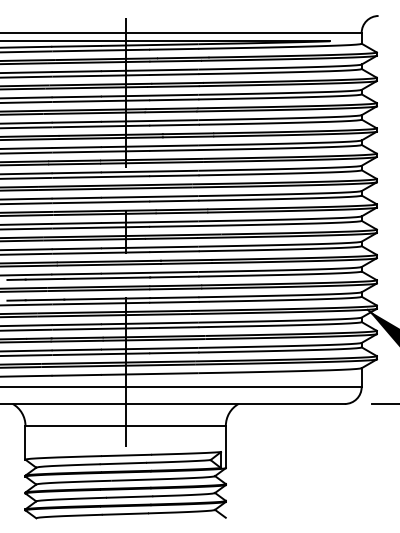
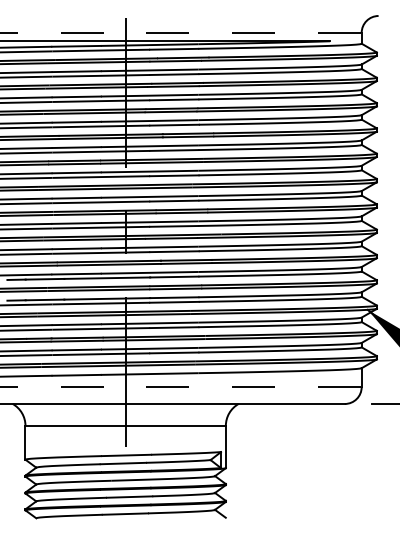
line: solid -> dashed (180, 32)
line: solid -> dashed (180, 387)
